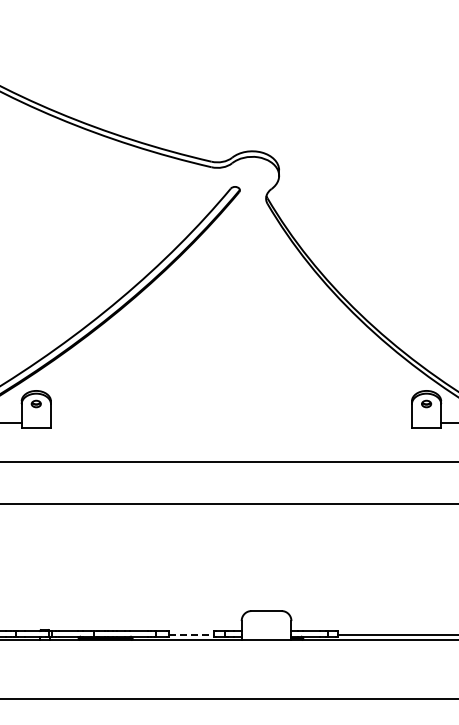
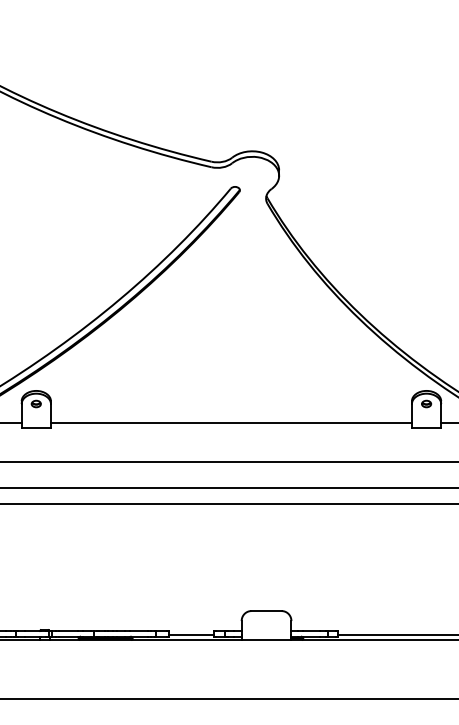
line: none -> present (230, 422)
line: none -> present (228, 487)
line: dashed -> solid (191, 634)
